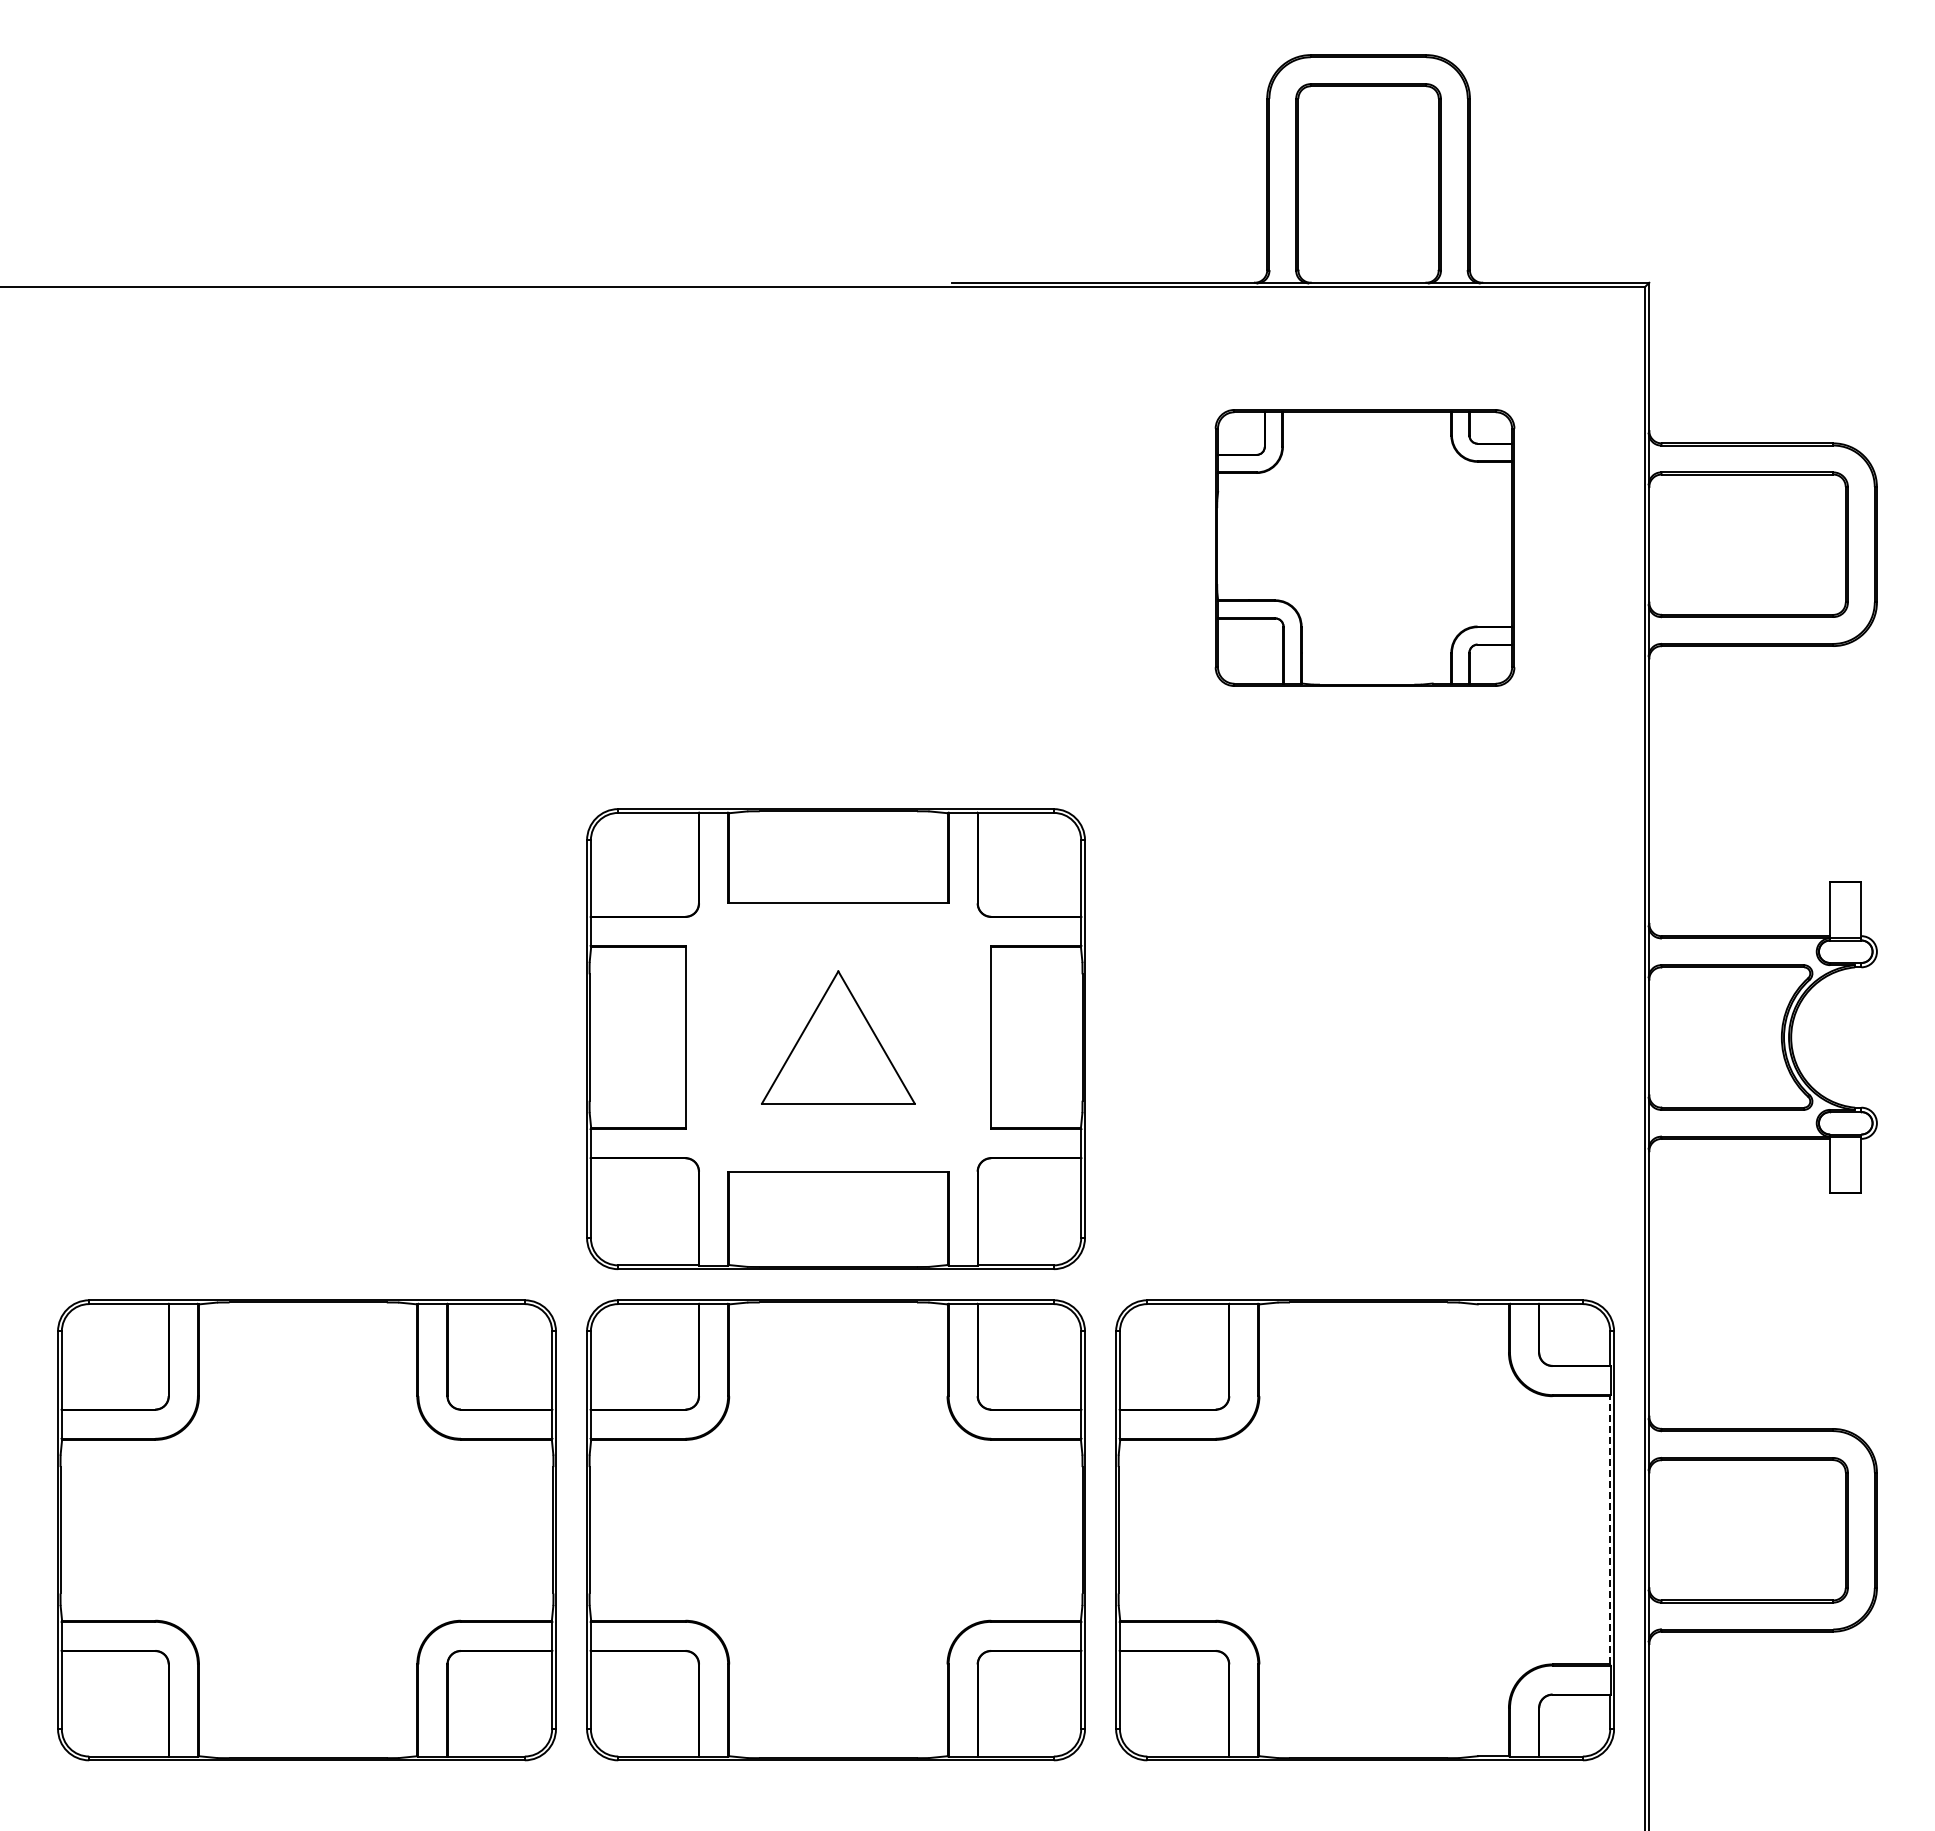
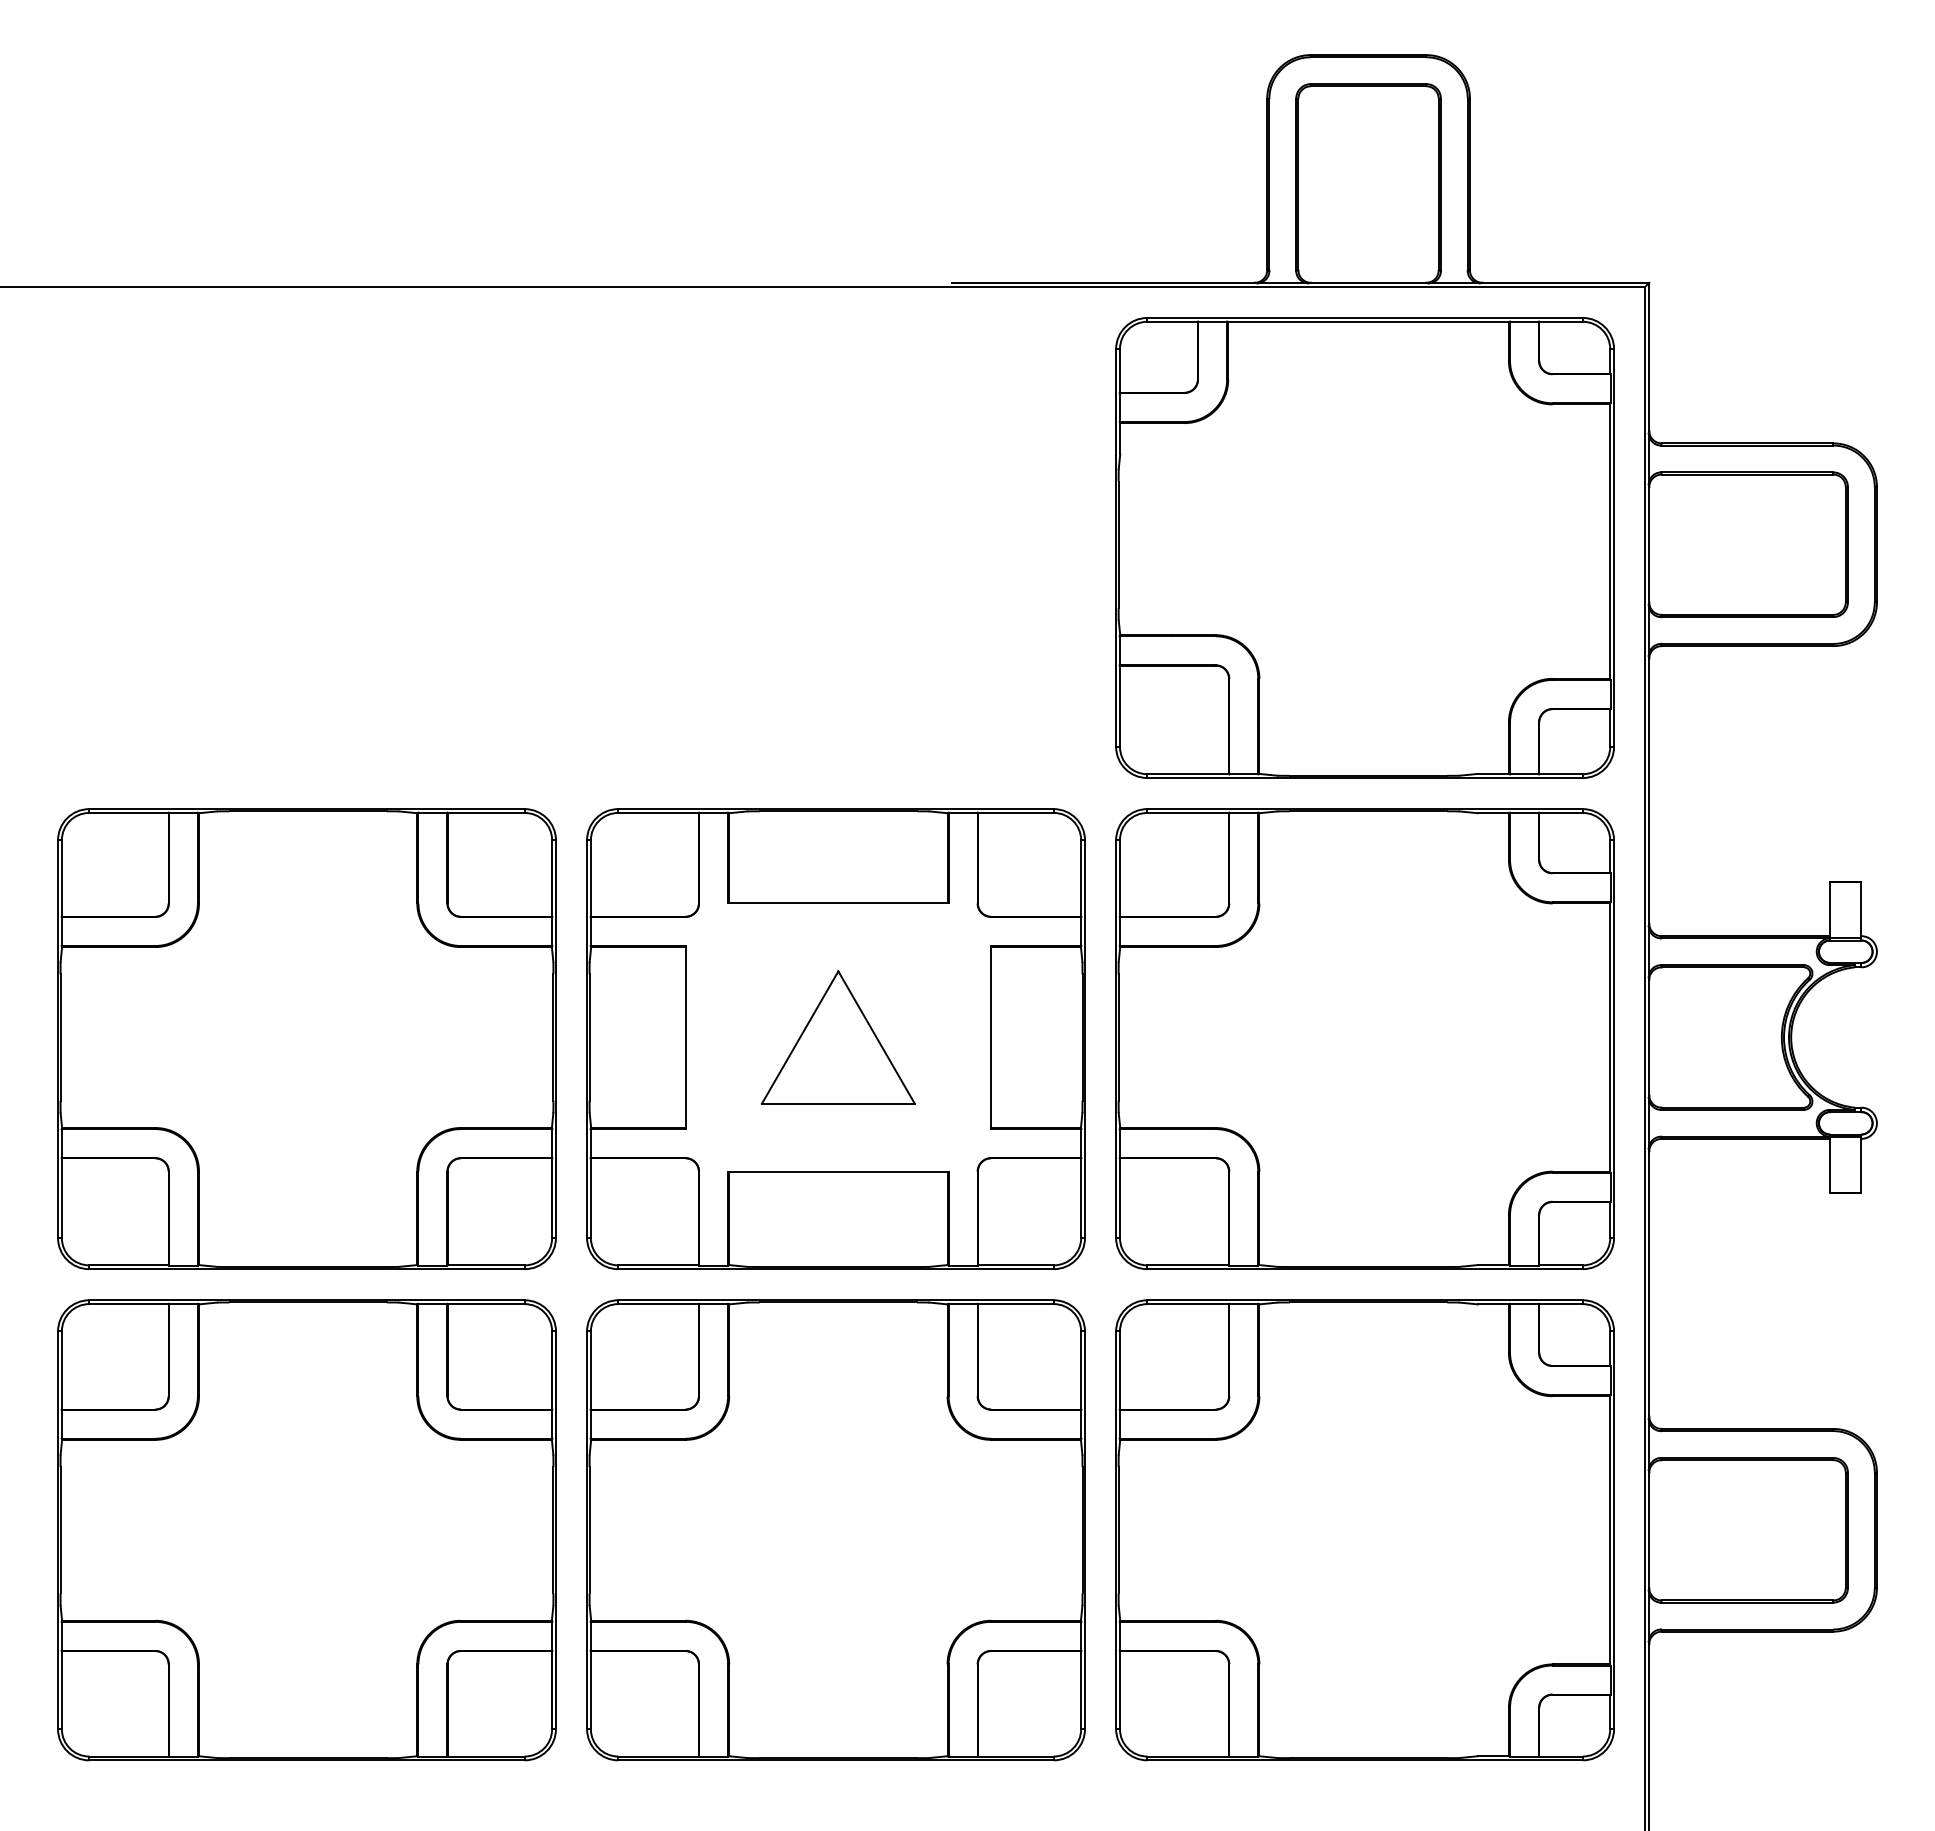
part size: 302x278 px -> 500x462 px (1364, 547)
part: none -> present (306, 1038)
part: none -> present (1364, 1039)
line: dashed -> solid (1609, 1529)
